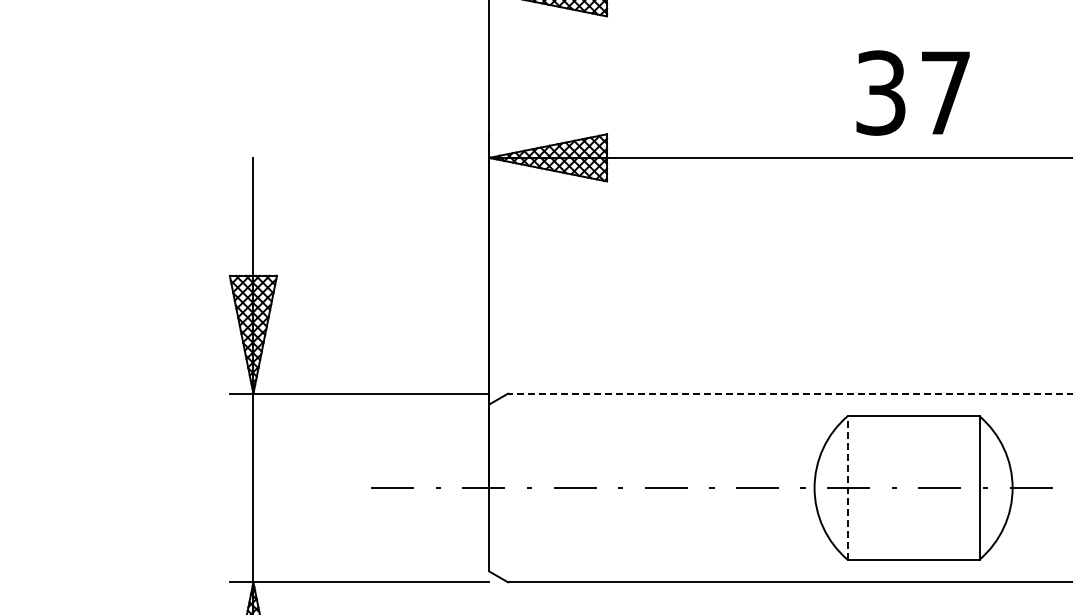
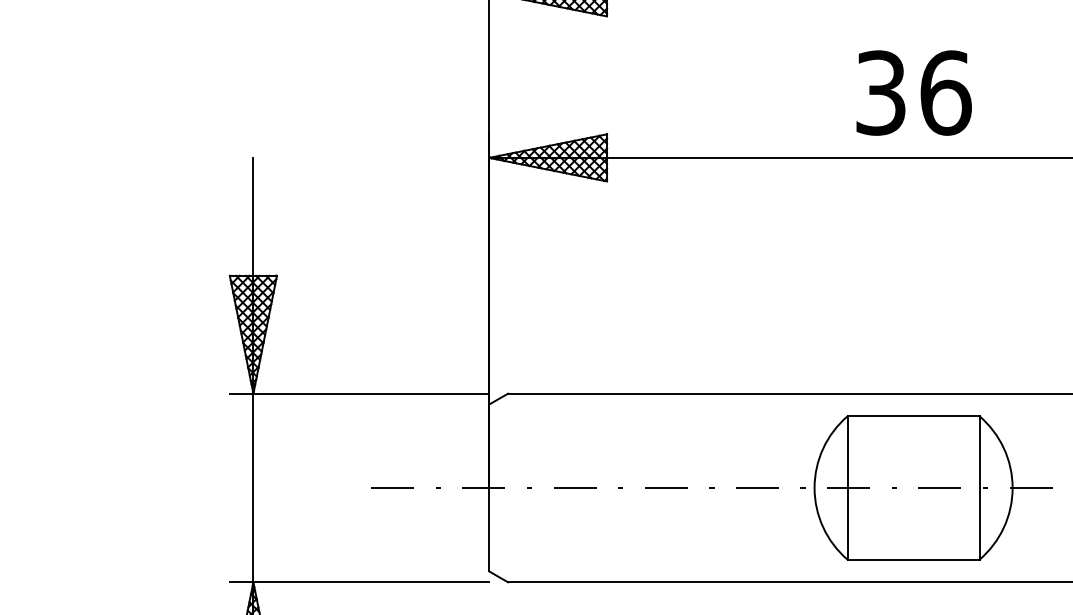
text: 37 -> 36 (945, 92)
line: dashed -> solid (790, 393)
line: dashed -> solid (847, 488)
